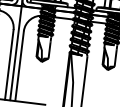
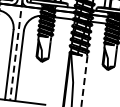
line: solid -> dashed (16, 50)
line: solid -> dashed (84, 81)
